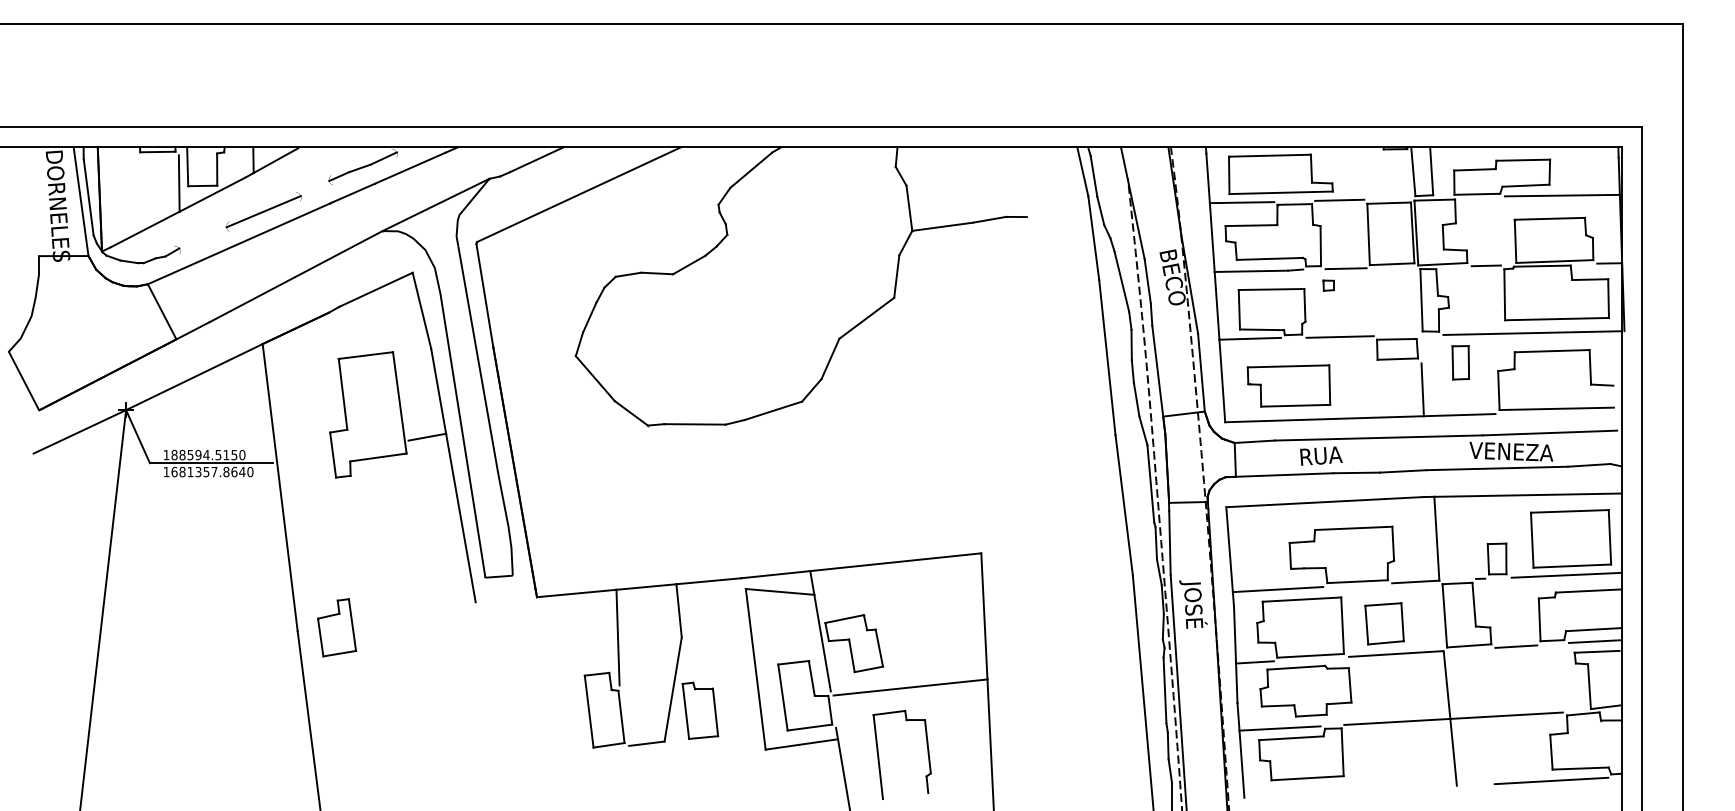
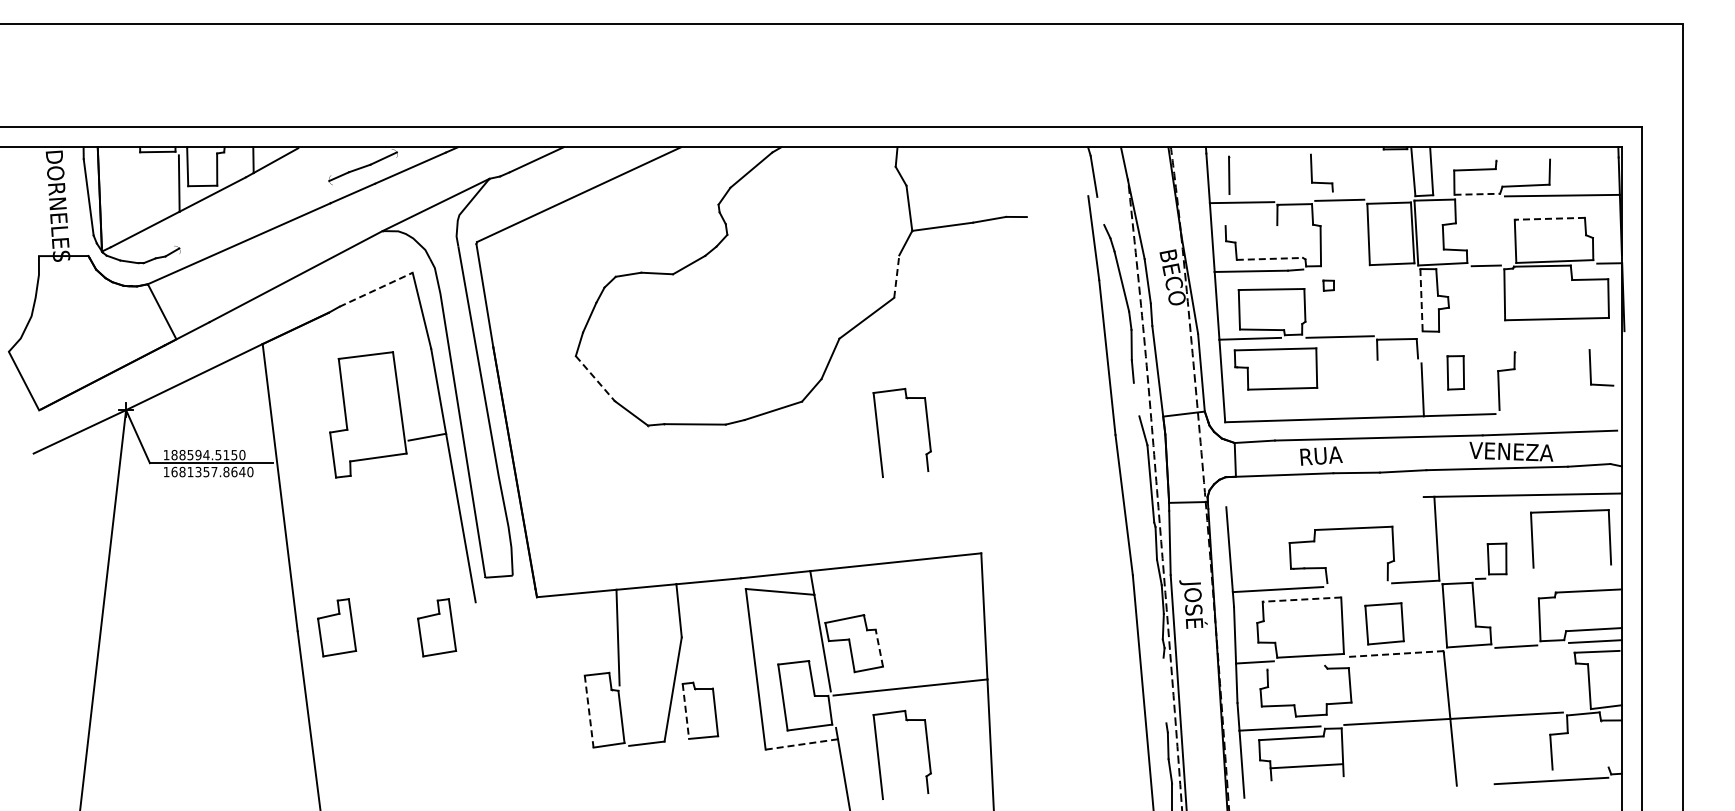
line: present -> none (1269, 155)
line: present -> none (1523, 159)
line: present -> none (1082, 171)
line: present -> none (1280, 192)
line: solid -> dashed (1477, 194)
line: present -> none (80, 201)
line: present -> none (1100, 210)
part: present -> none (263, 211)
line: solid -> dashed (1549, 218)
line: present -> none (1251, 225)
line: solid -> dashed (1270, 258)
line: present -> none (1345, 268)
line: solid -> dashed (896, 276)
line: solid -> dashed (376, 289)
line: solid -> dashed (1421, 300)
line: present -> none (1532, 332)
line: present -> none (1551, 351)
line: present -> none (1397, 358)
part position: (1460, 362) -> (1455, 372) (1455, 372)
line: solid -> dashed (595, 378)
part position: (1288, 385) -> (1275, 368) (1275, 368)
line: present -> none (1136, 399)
line: present -> none (1556, 408)
part: none -> present (879, 434)
line: present -> none (1324, 502)
line: present -> none (1572, 565)
line: present -> none (1566, 574)
line: present -> none (1357, 581)
line: solid -> dashed (1301, 599)
part: none -> present (437, 627)
line: solid -> dashed (879, 648)
line: solid -> dashed (1396, 653)
line: present -> none (1296, 667)
line: present -> none (1164, 690)
line: solid -> dashed (685, 711)
line: solid -> dashed (589, 712)
line: solid -> dashed (801, 744)
line: present -> none (1580, 768)
line position: (1307, 778) -> (1306, 766) (1306, 766)
